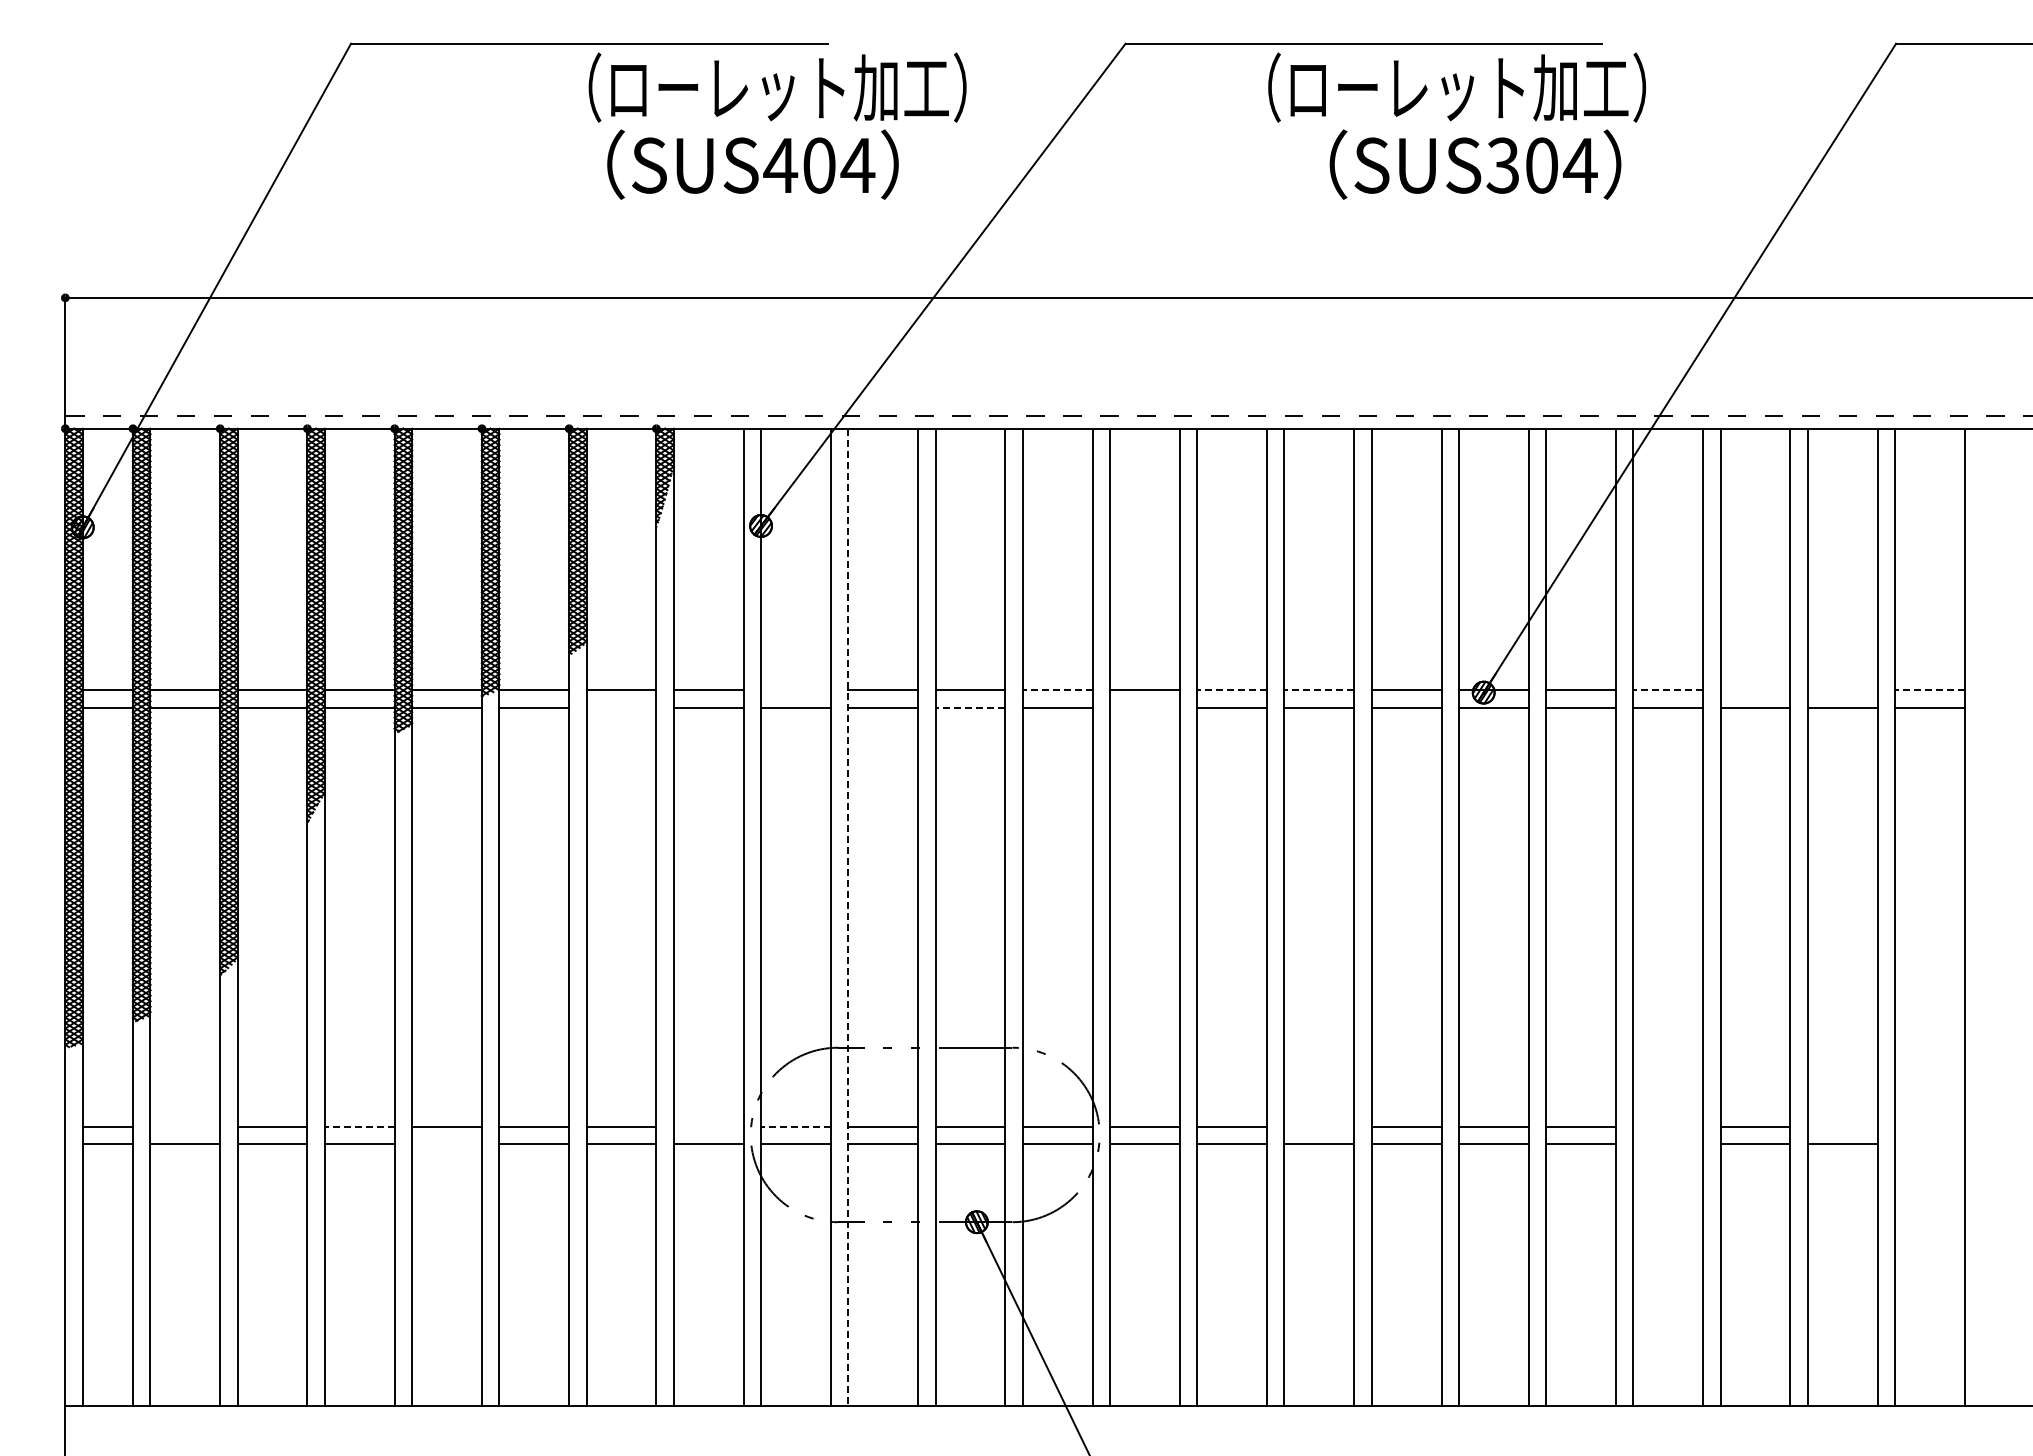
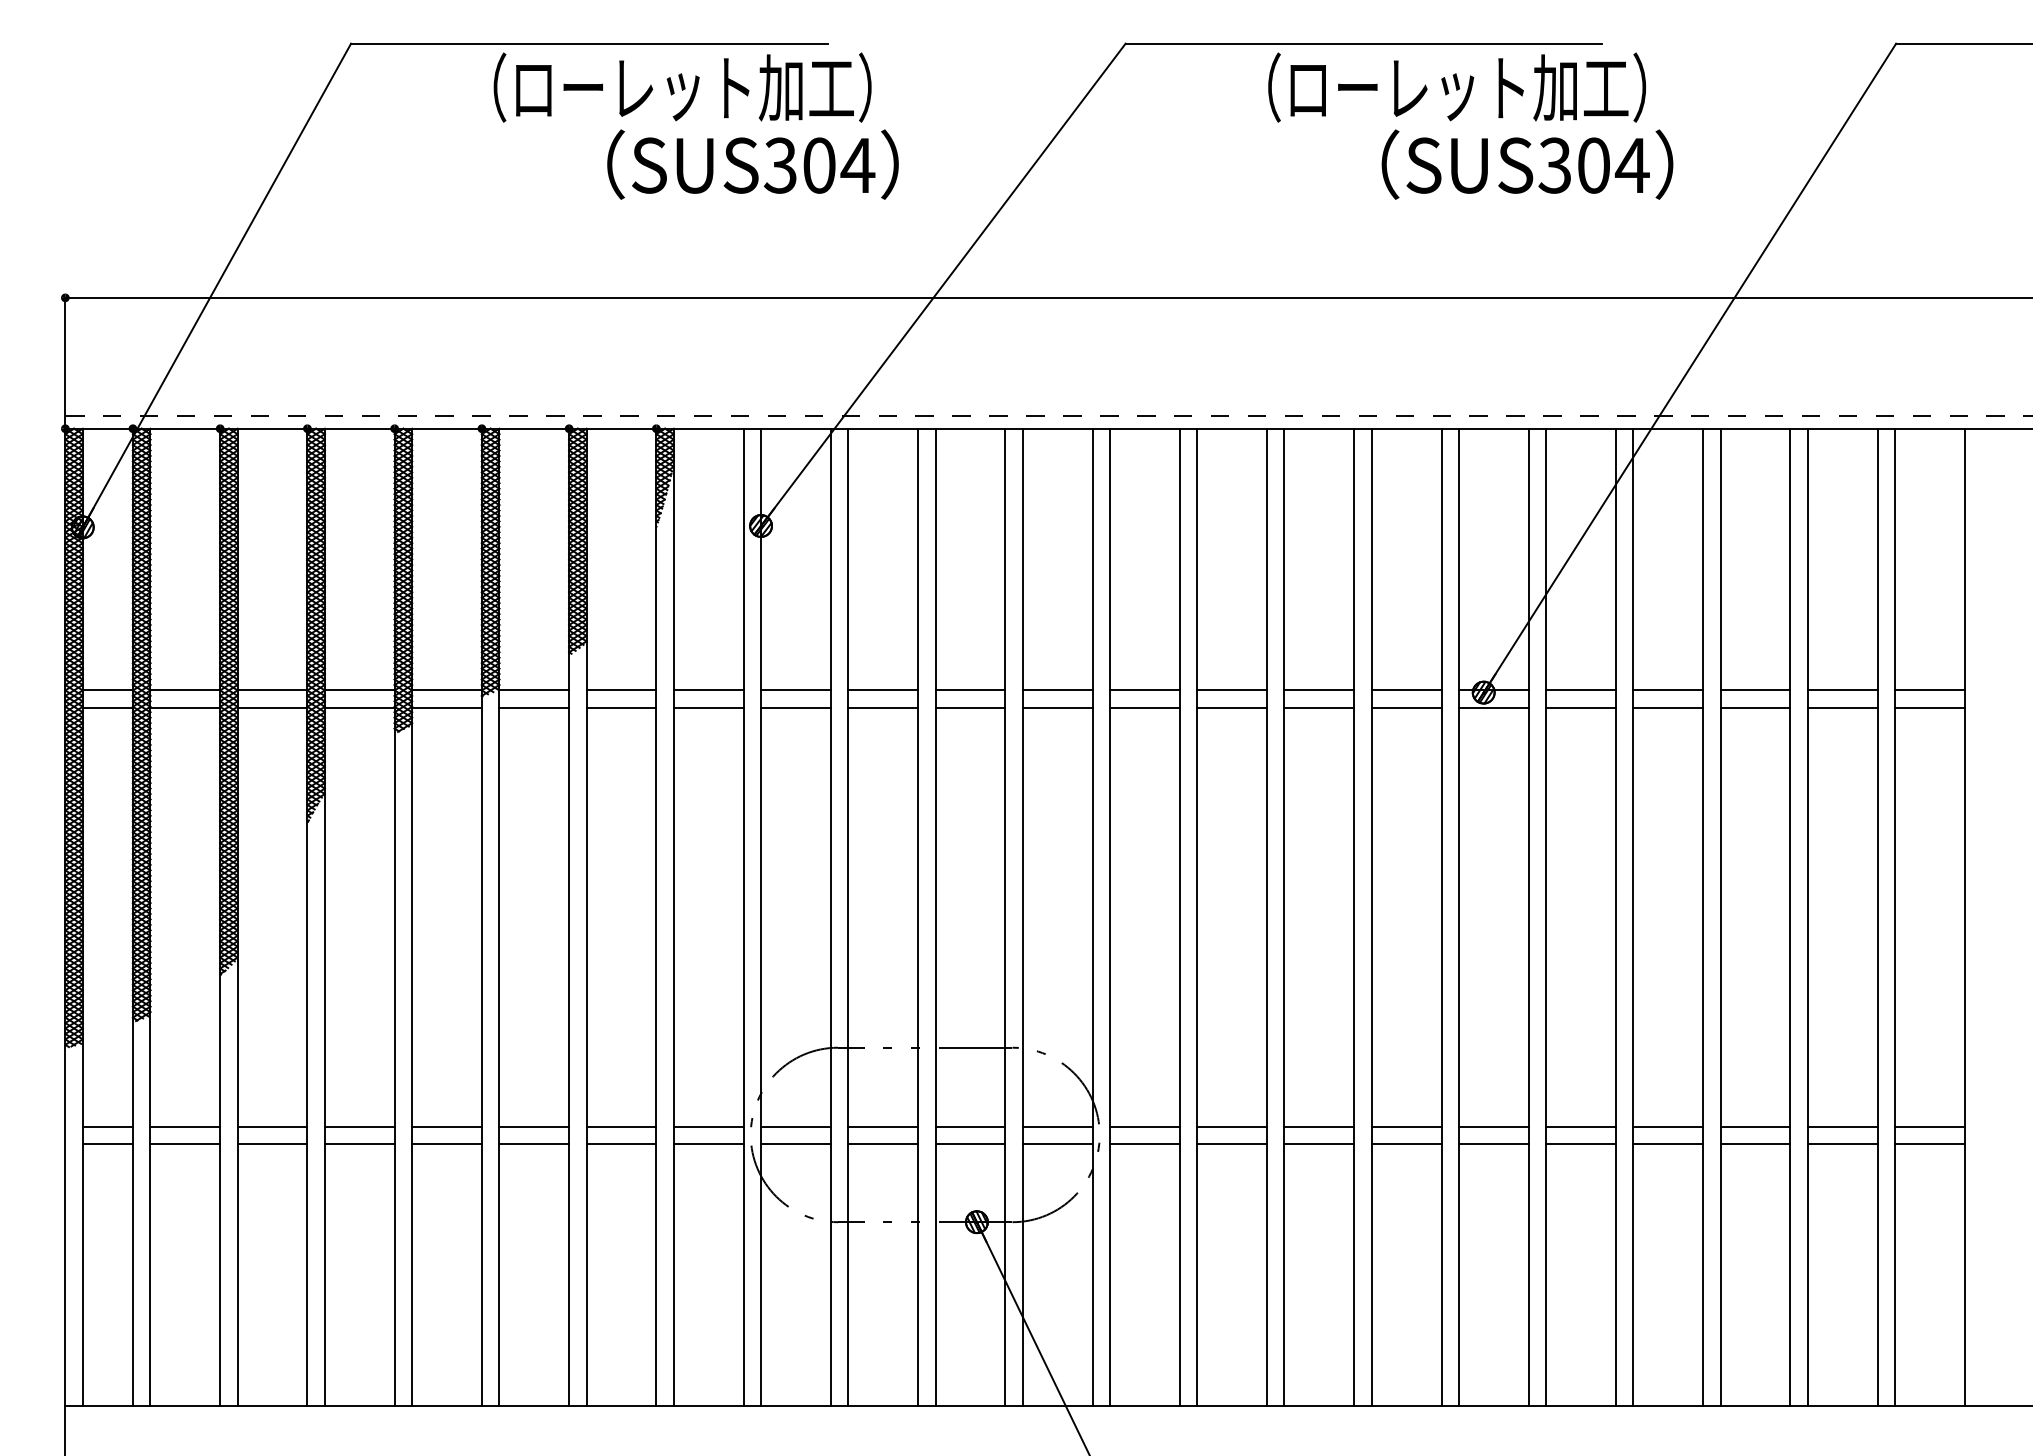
text position: (777, 87) -> (682, 87) (682, 87)
text position: (1475, 164) -> (1527, 164) (1527, 164)
text: SUS404 -> SUS304 (780, 165)
line: none -> present (795, 690)
line: dashed -> solid (1057, 690)
line: dashed -> solid (1232, 690)
line: dashed -> solid (1319, 690)
line: dashed -> solid (1668, 690)
line: none -> present (1755, 690)
line: none -> present (1842, 690)
line: dashed -> solid (1930, 690)
line: none -> present (621, 707)
line: dashed -> solid (970, 707)
line: none -> present (1144, 707)
line: dashed -> solid (848, 917)
line: none -> present (185, 1126)
line: dashed -> solid (359, 1126)
line: none -> present (708, 1126)
line: dashed -> solid (795, 1126)
line: none -> present (1319, 1126)
line: none -> present (1668, 1126)
line: none -> present (1842, 1126)
line: none -> present (1929, 1126)
line: none -> present (446, 1144)
line: none -> present (1668, 1144)
line: none -> present (1929, 1144)
